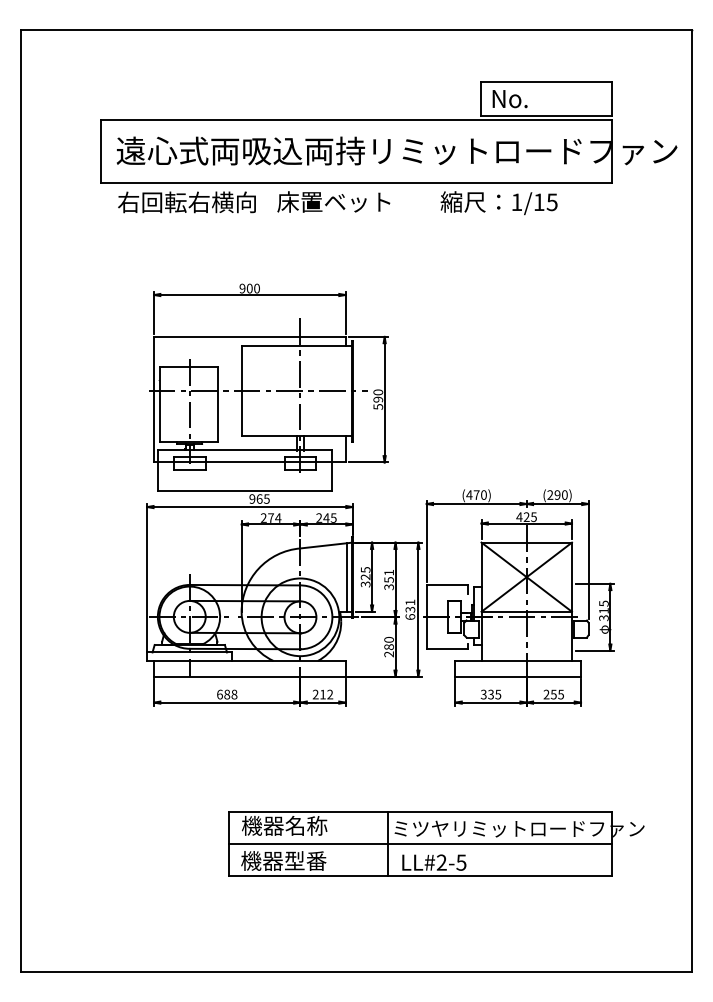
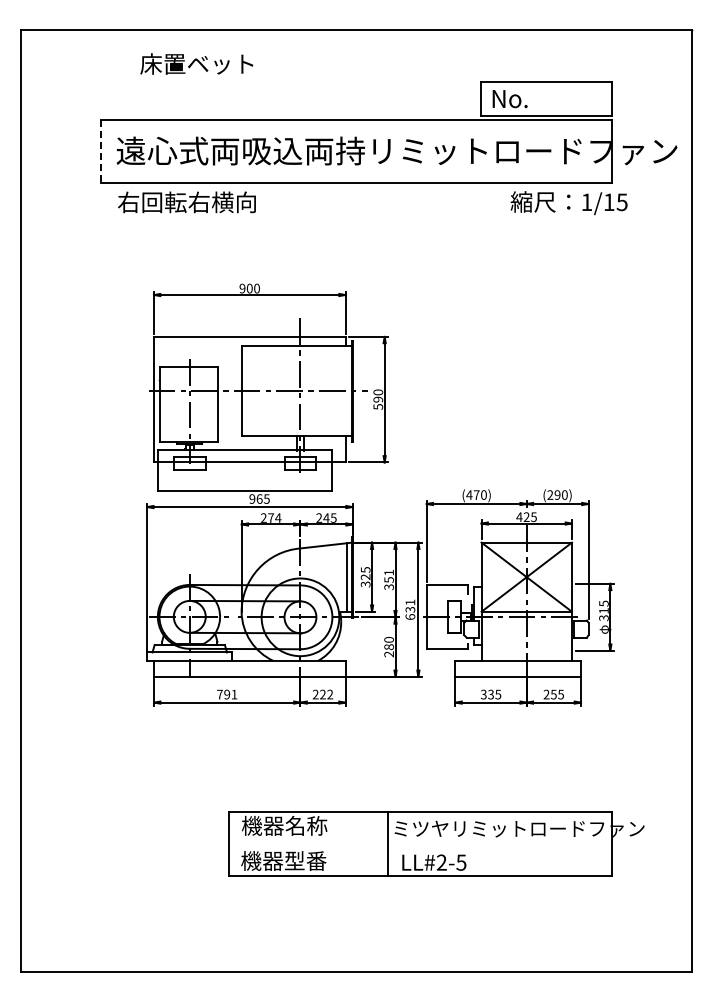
line: solid -> dashed (101, 151)
text position: (333, 201) -> (196, 63) (196, 63)
text position: (498, 203) -> (568, 203) (568, 203)
text: 688 -> 791 (227, 694)
text: 212 -> 222 (322, 694)
line: present -> none (419, 844)
